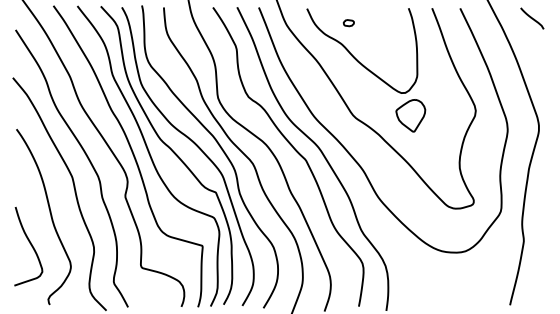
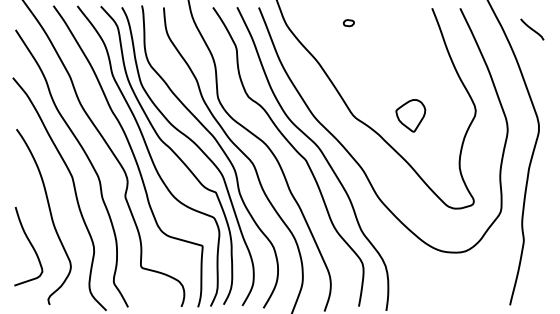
curve position: (532, 18) -> (532, 29) (532, 29)
curve: present -> none (355, 57)
